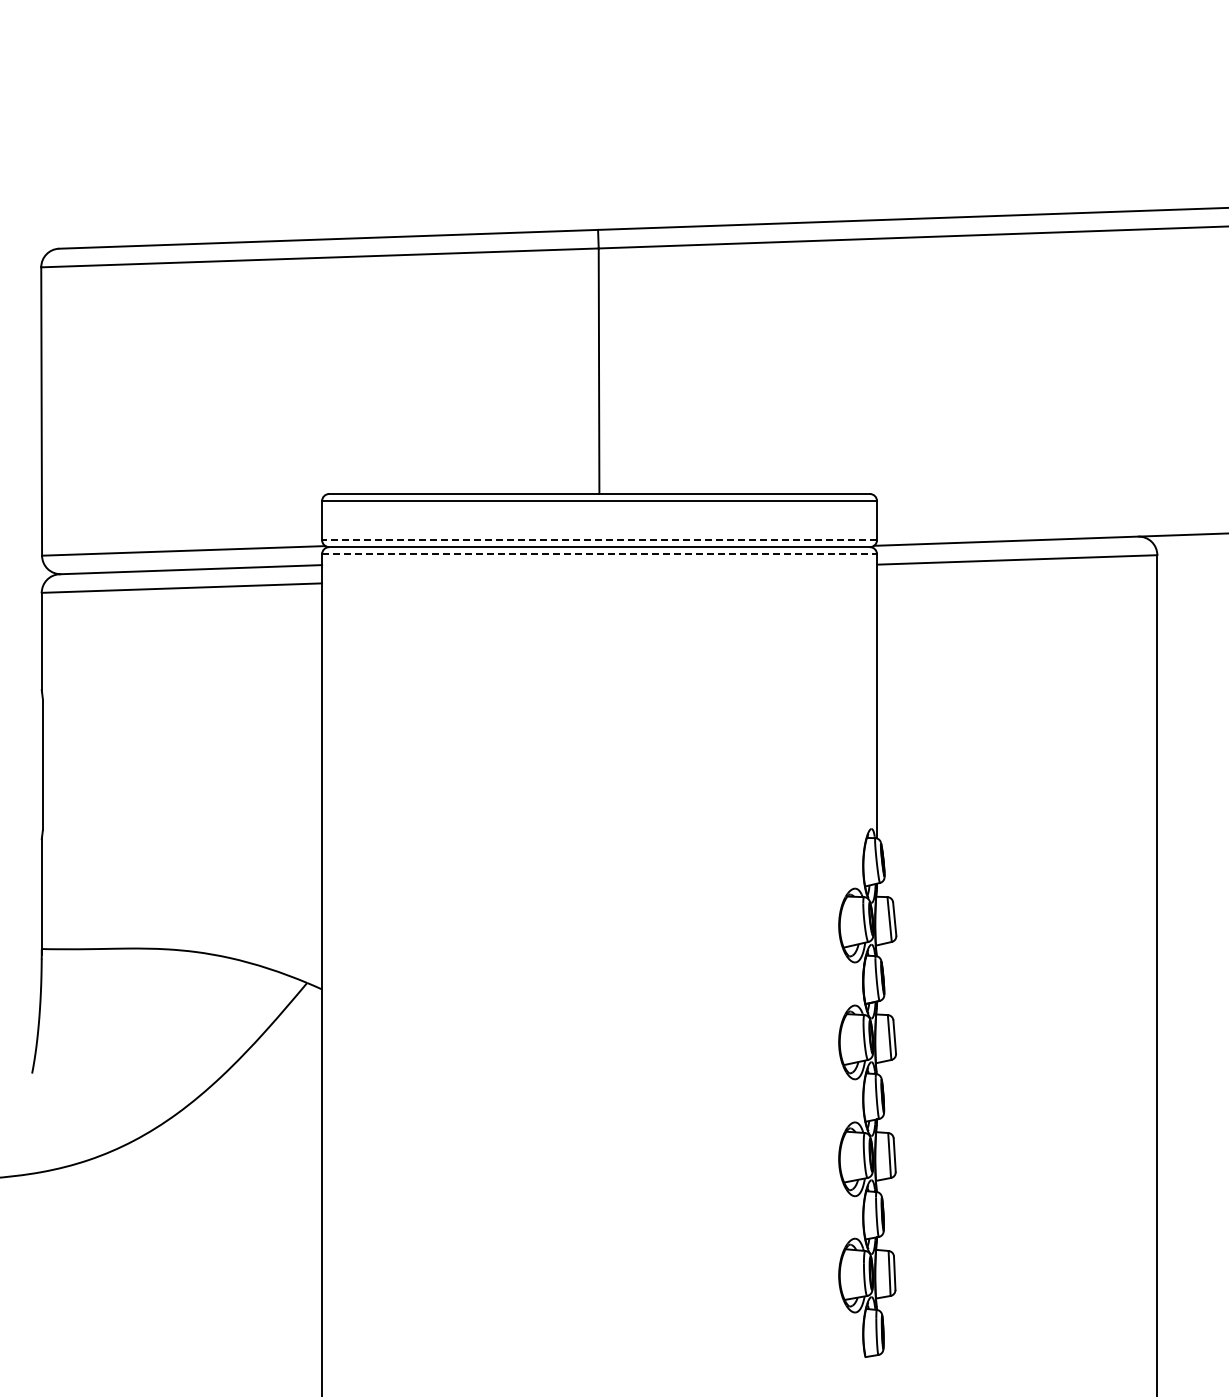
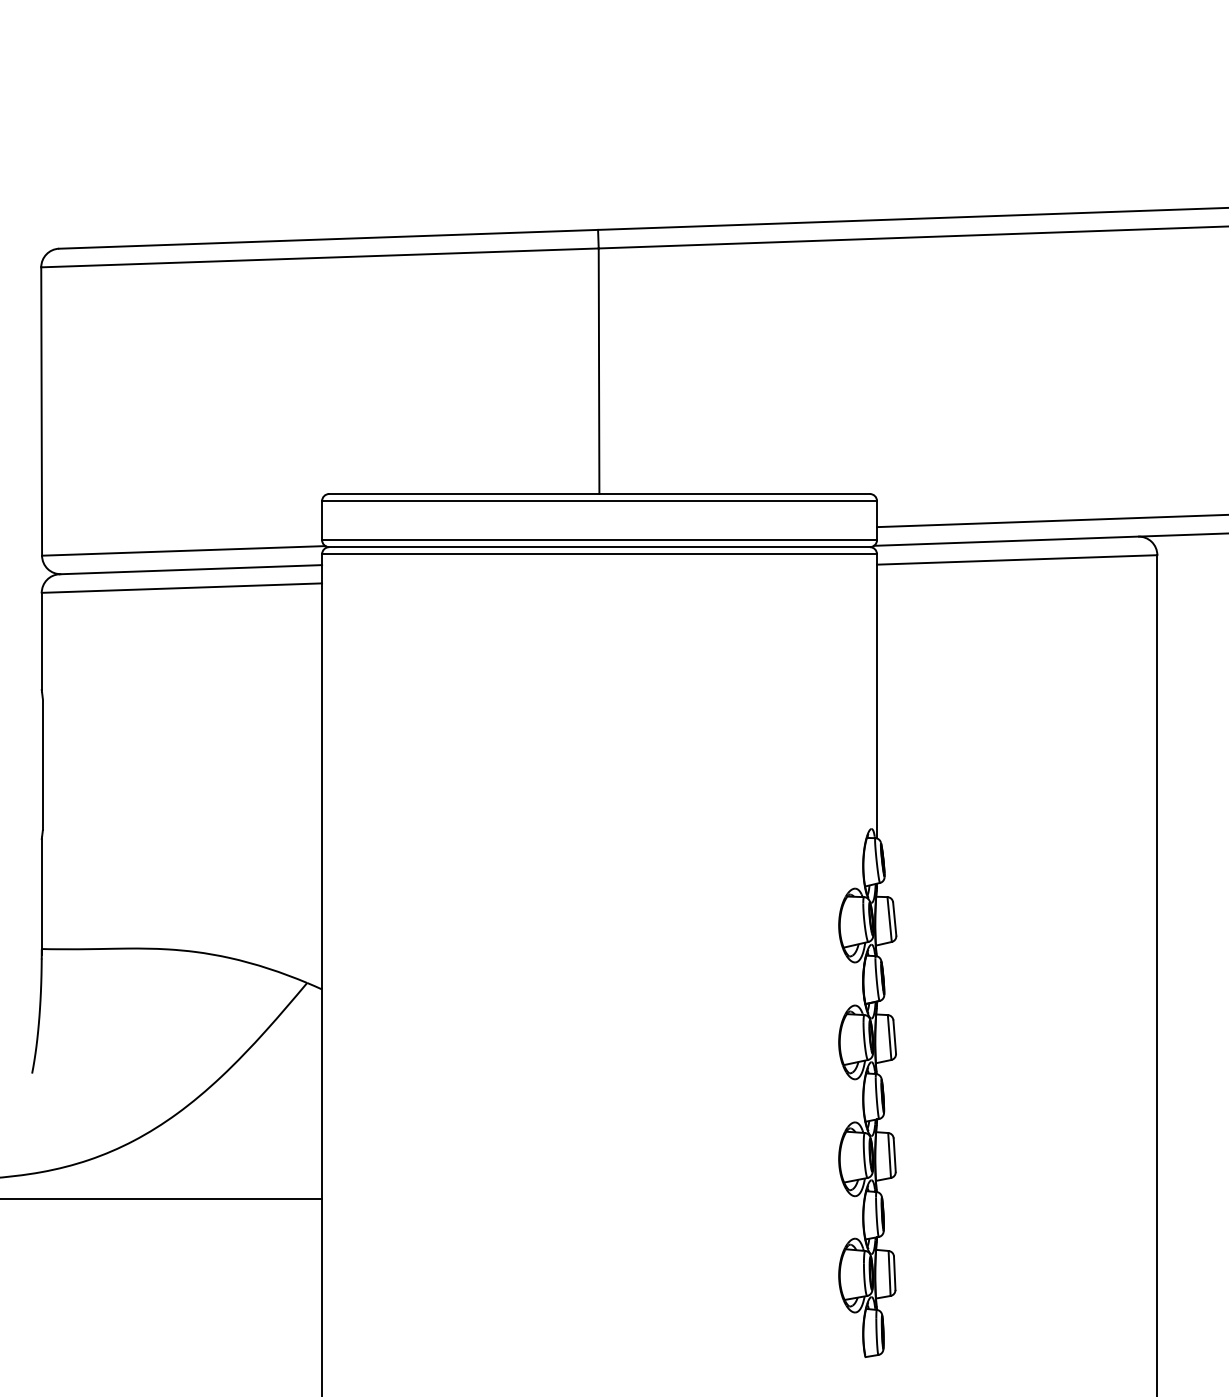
line: none -> present (1051, 520)
line: dashed -> solid (599, 540)
line: dashed -> solid (600, 554)
line: none -> present (162, 1199)
